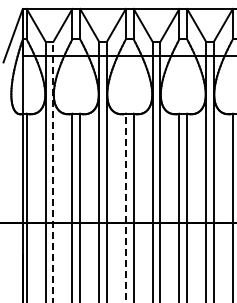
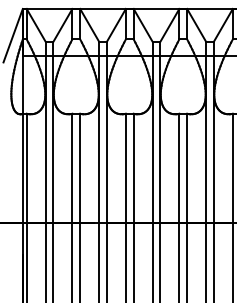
line: dashed -> solid (53, 171)
line: dashed -> solid (125, 207)
